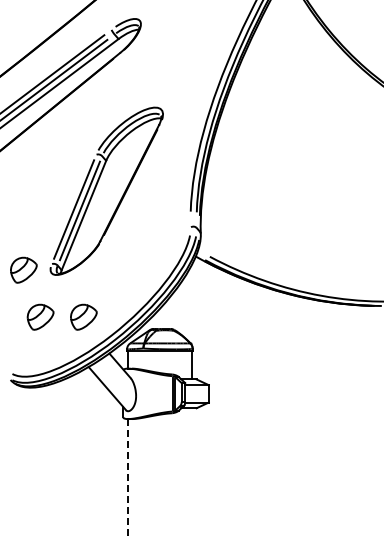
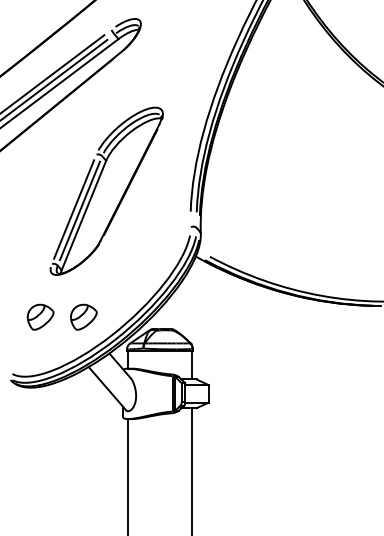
part: present -> none (23, 269)
line: none -> present (191, 470)
line: dashed -> solid (127, 477)
